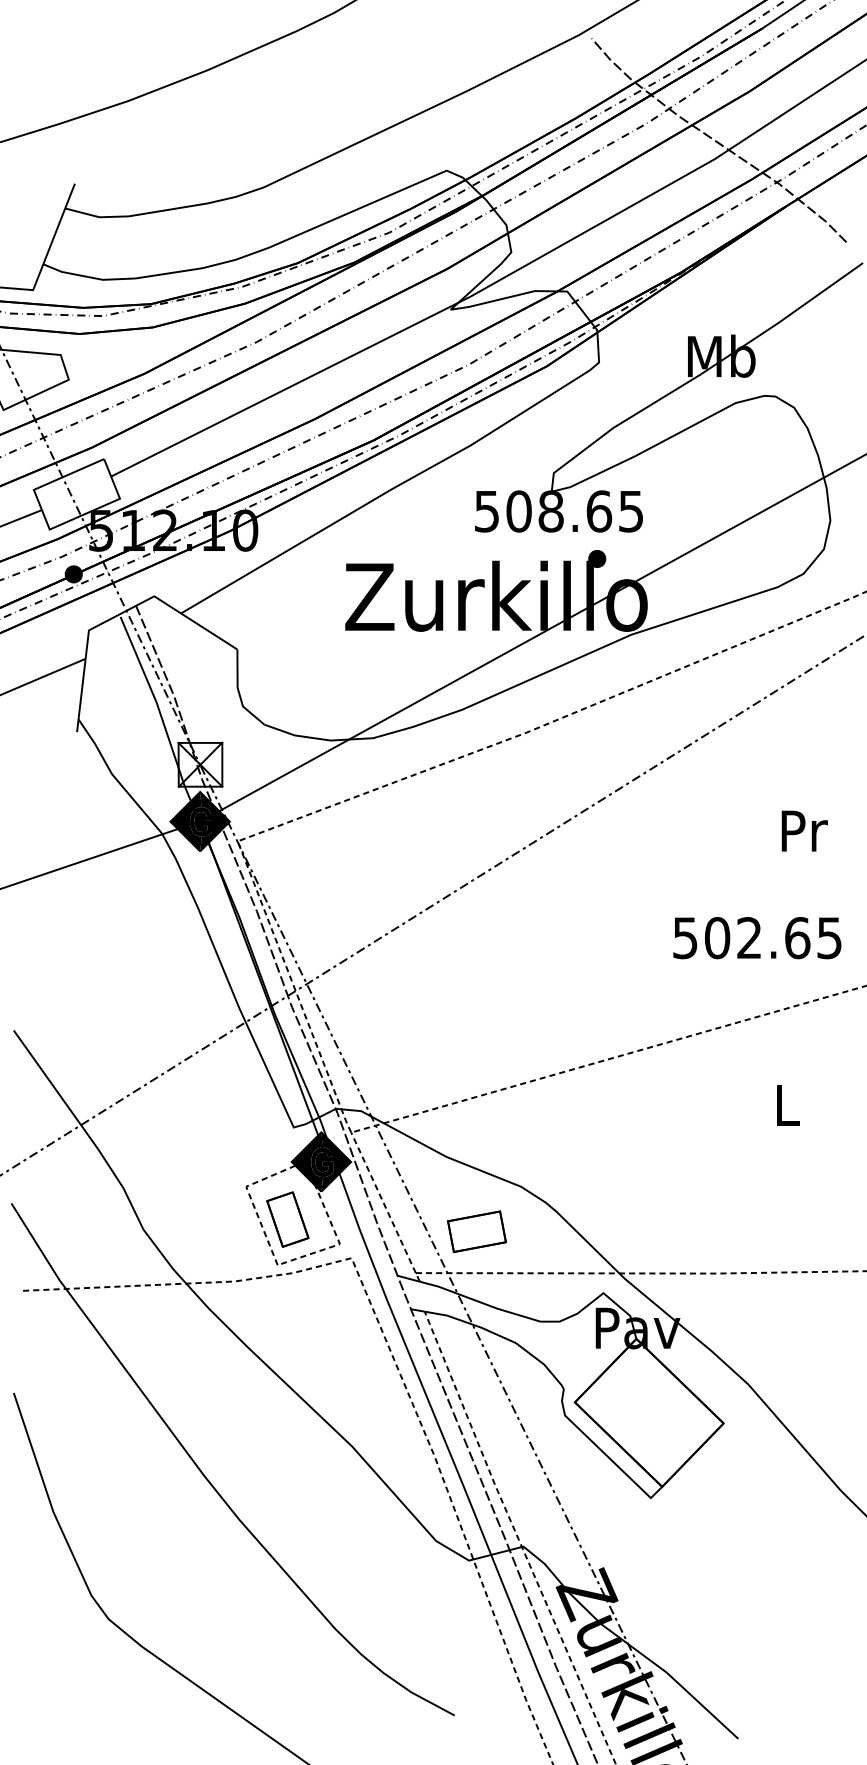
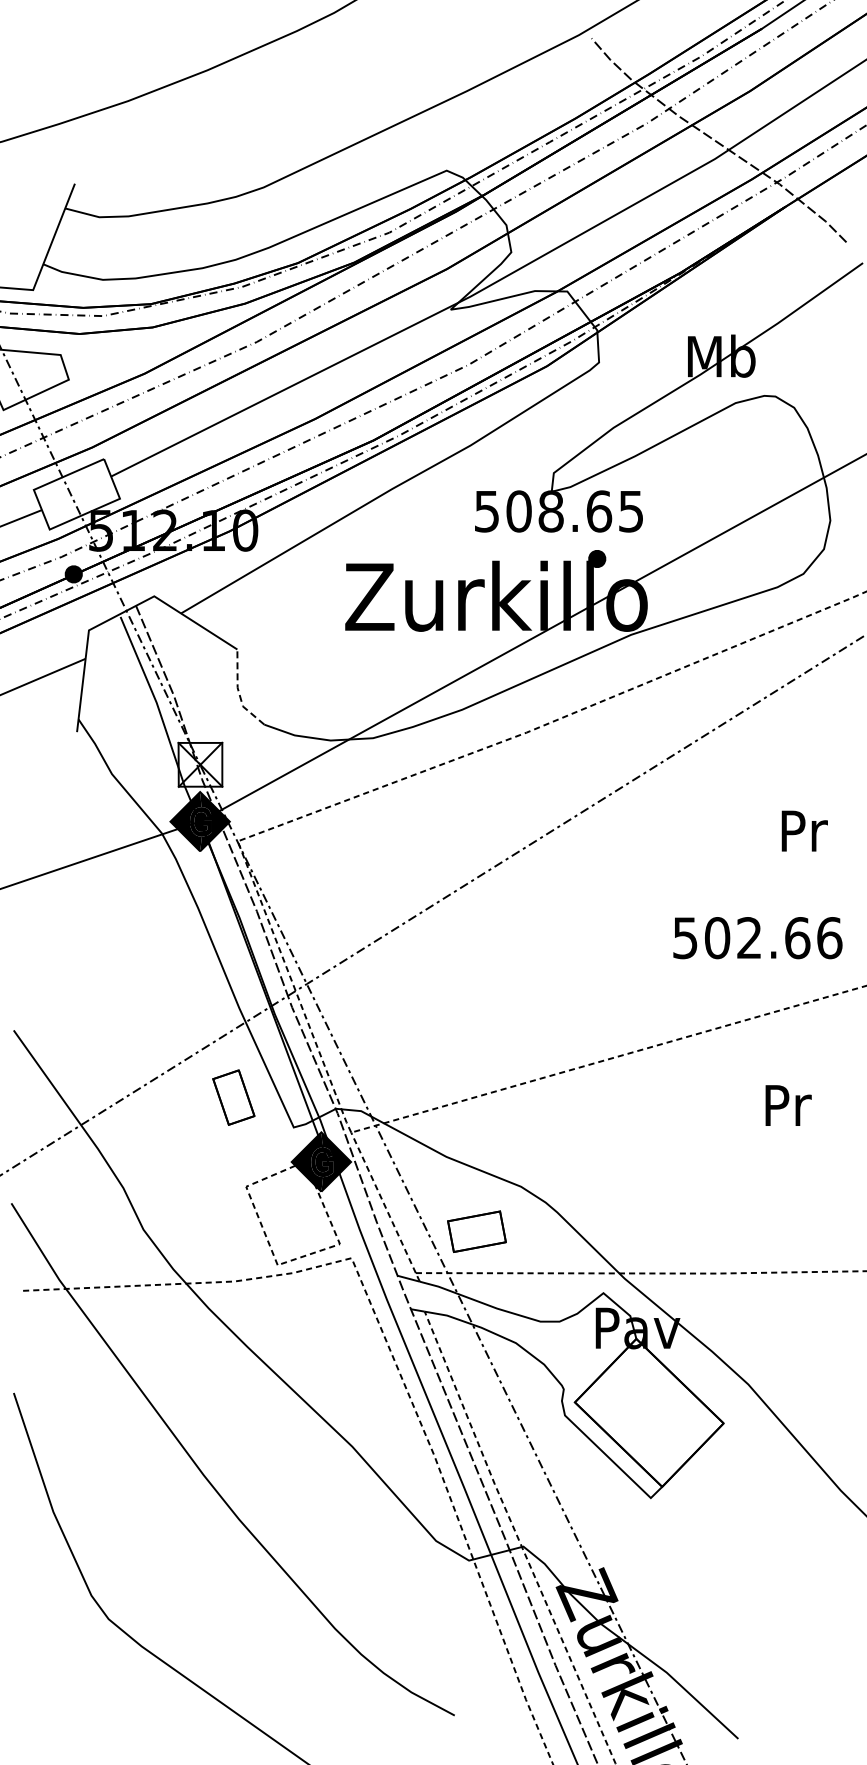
line: solid -> dashed (238, 692)
text: 502.65 -> 502.66 (829, 938)
text: L -> Pr (788, 1105)
part position: (287, 1219) -> (233, 1097) (233, 1097)
